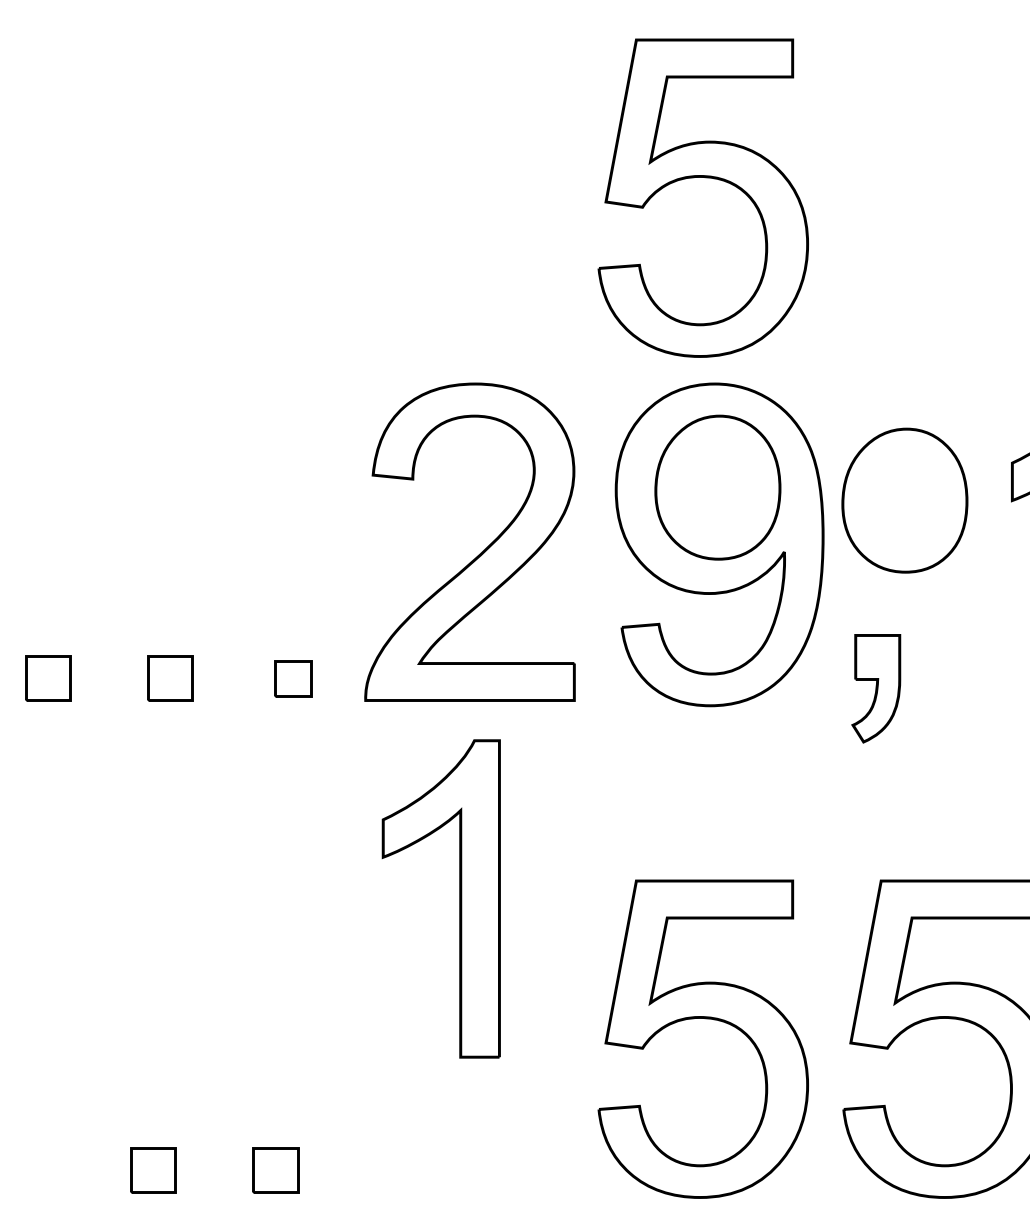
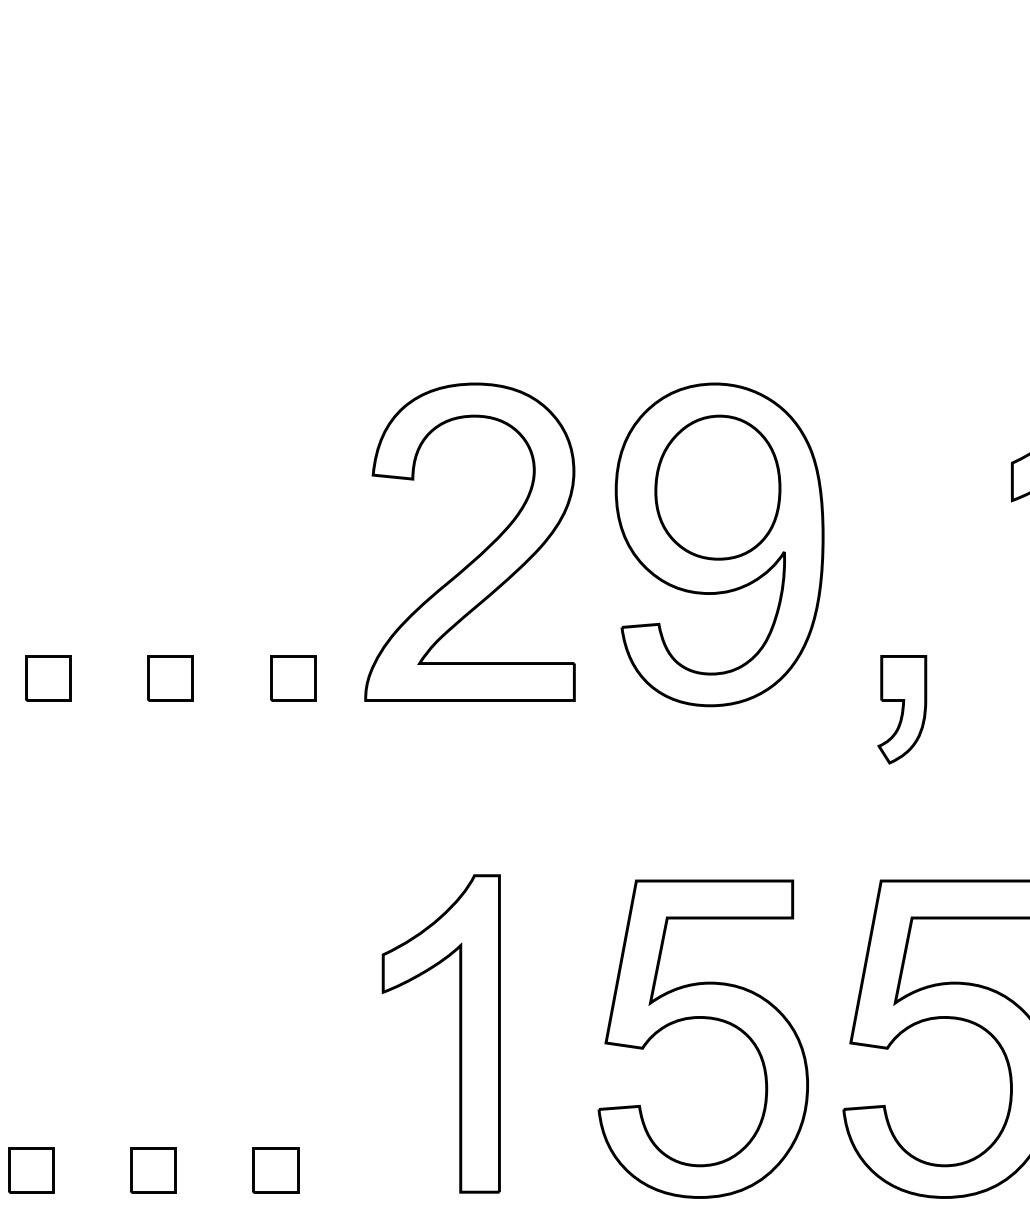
part: present -> none (705, 178)
part: present -> none (904, 500)
part size: 39x38 px -> 47x47 px (293, 678)
part position: (876, 688) -> (902, 709) (902, 709)
part position: (459, 898) -> (459, 1033) (459, 1033)
part: none -> present (31, 1170)
